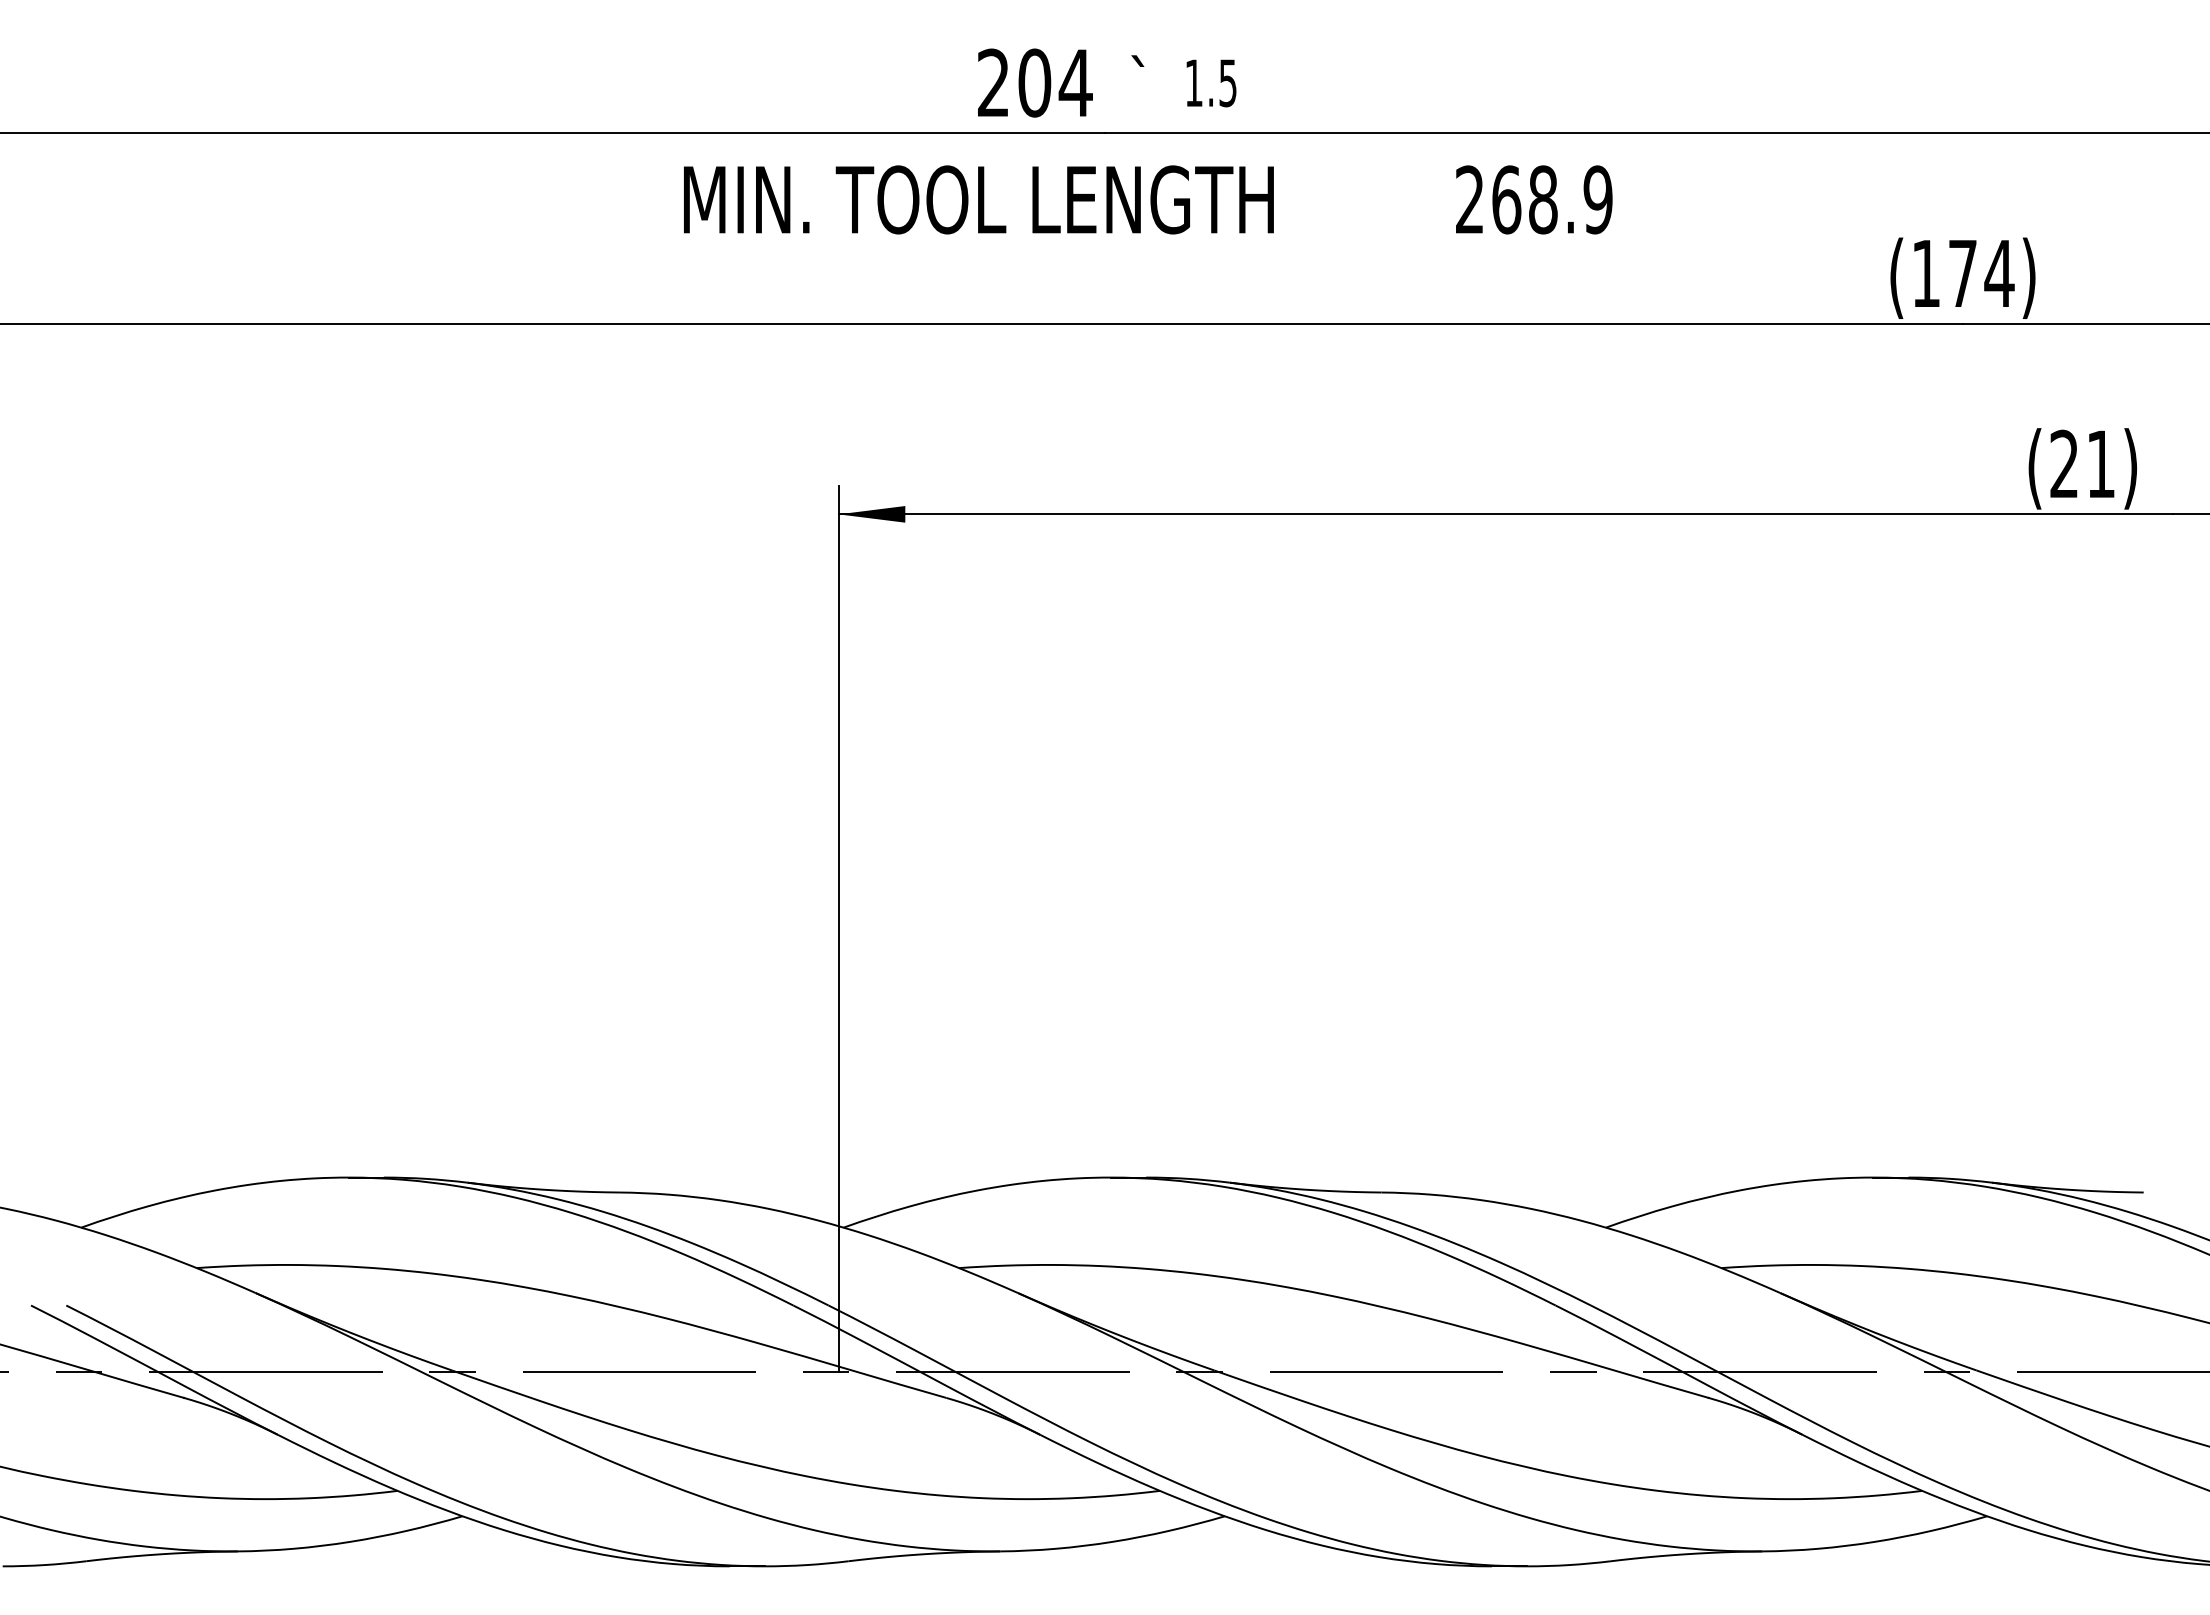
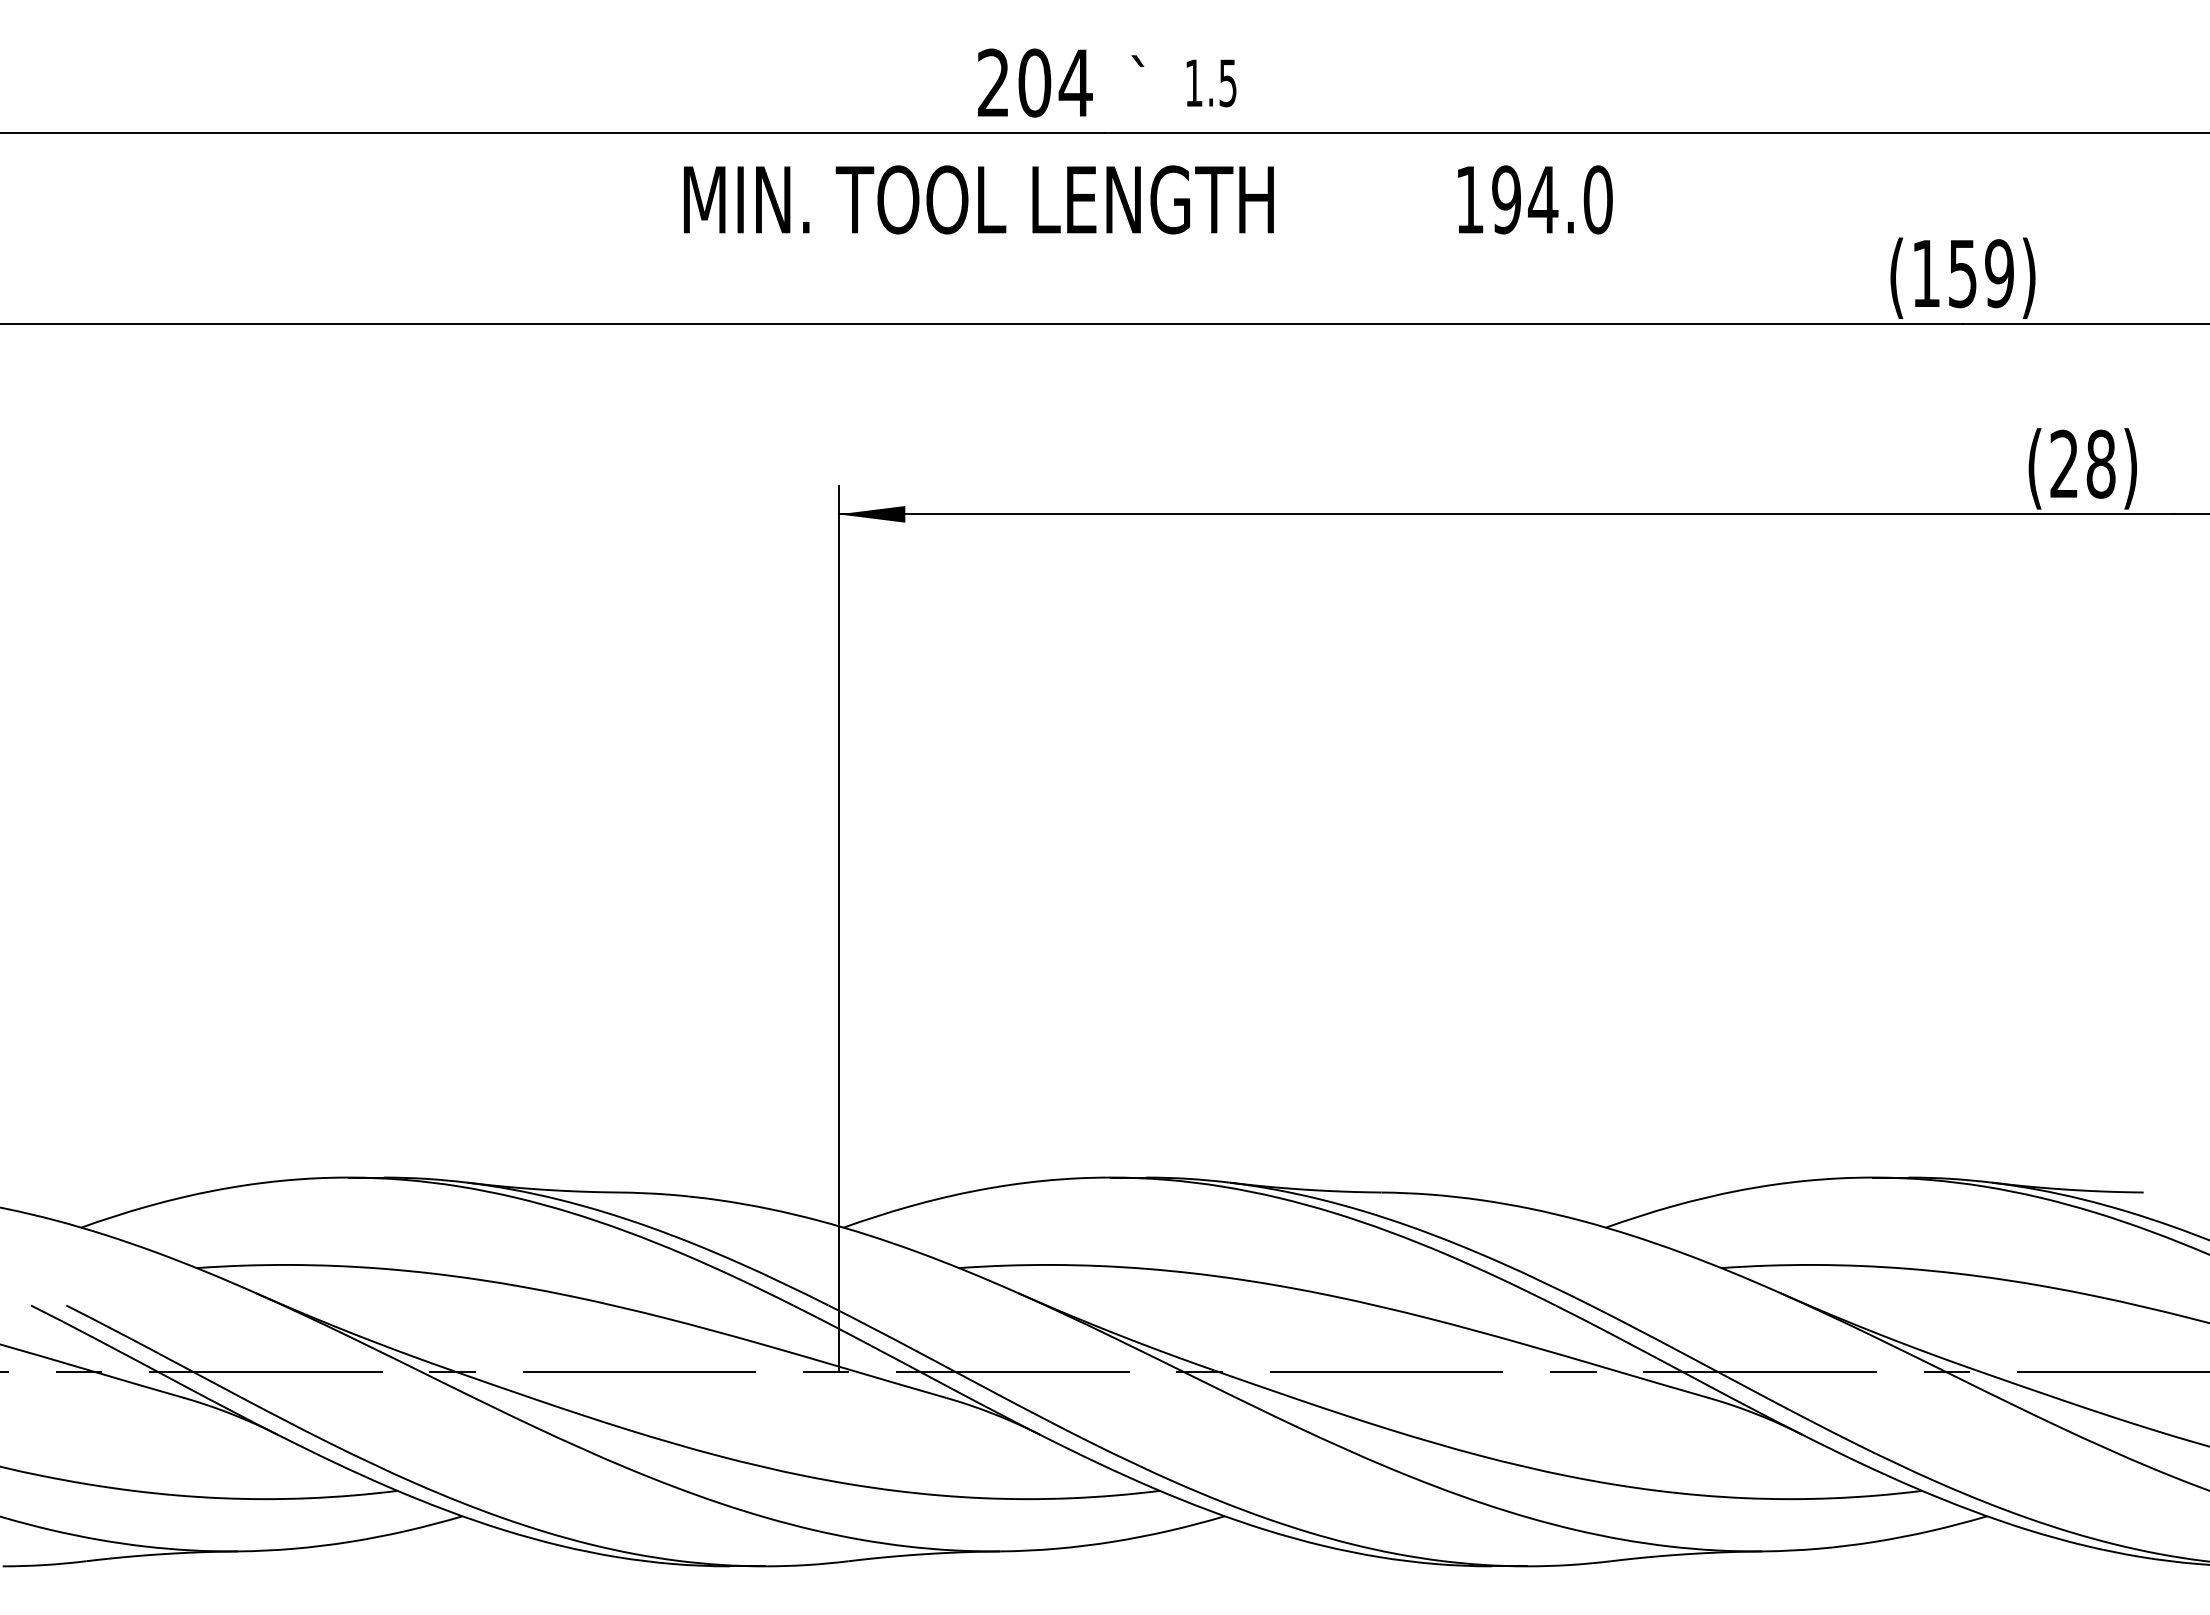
text: 268.9 -> 194.0 (1534, 199)
text: (174) -> (159) (1981, 273)
text: (21) -> (28) (2100, 463)
